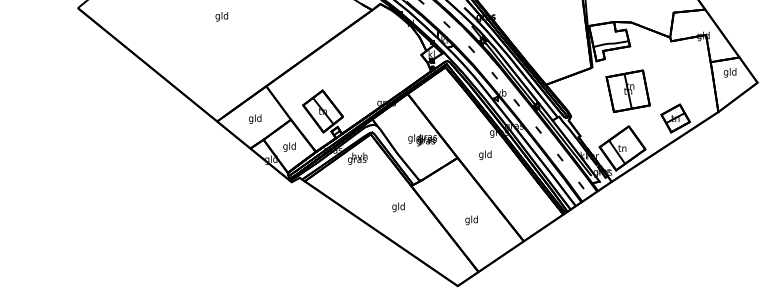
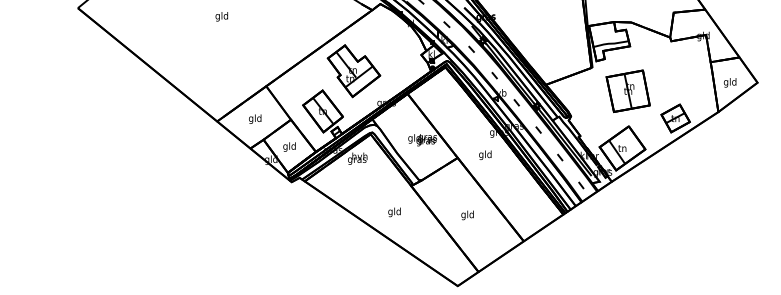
part: none -> present (353, 71)
text position: (730, 72) -> (730, 82) (730, 82)
text position: (398, 207) -> (394, 212) (394, 212)
text position: (471, 220) -> (467, 215) (467, 215)
